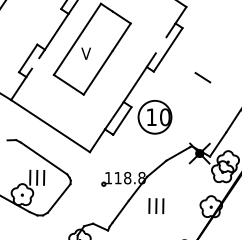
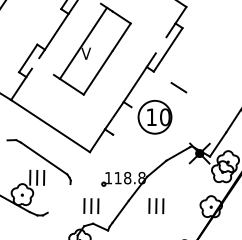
line position: (77, 38) -> (83, 42) (83, 42)
line position: (202, 77) -> (178, 87) (178, 87)
line: present -> none (122, 120)
line: present -> none (58, 198)
part: none -> present (91, 206)
